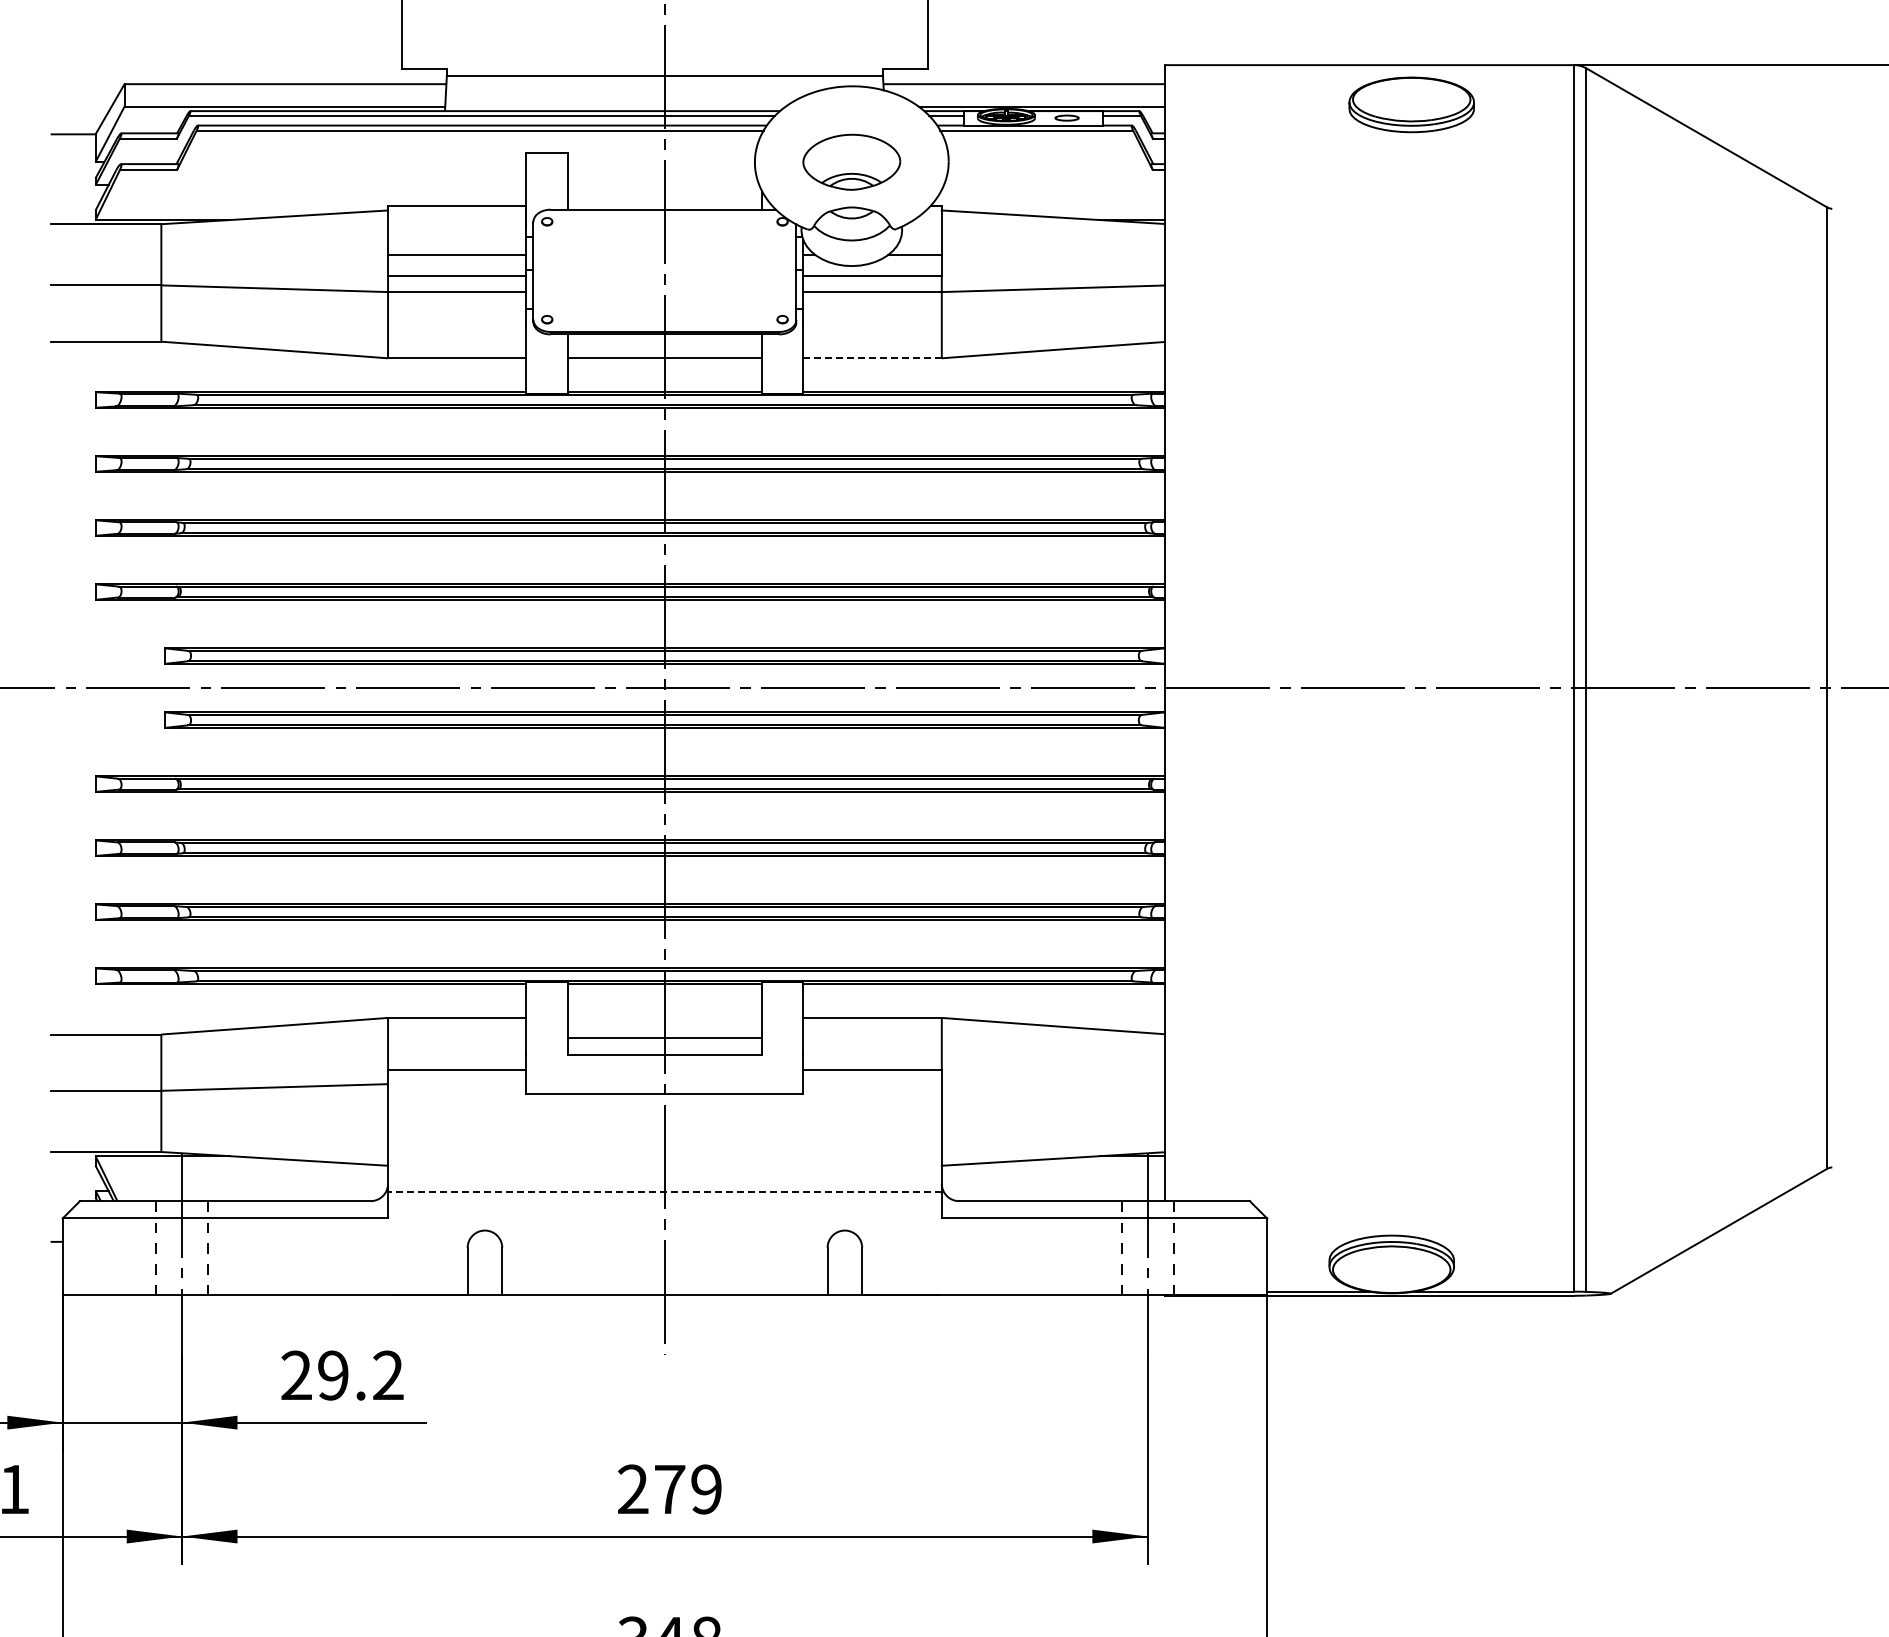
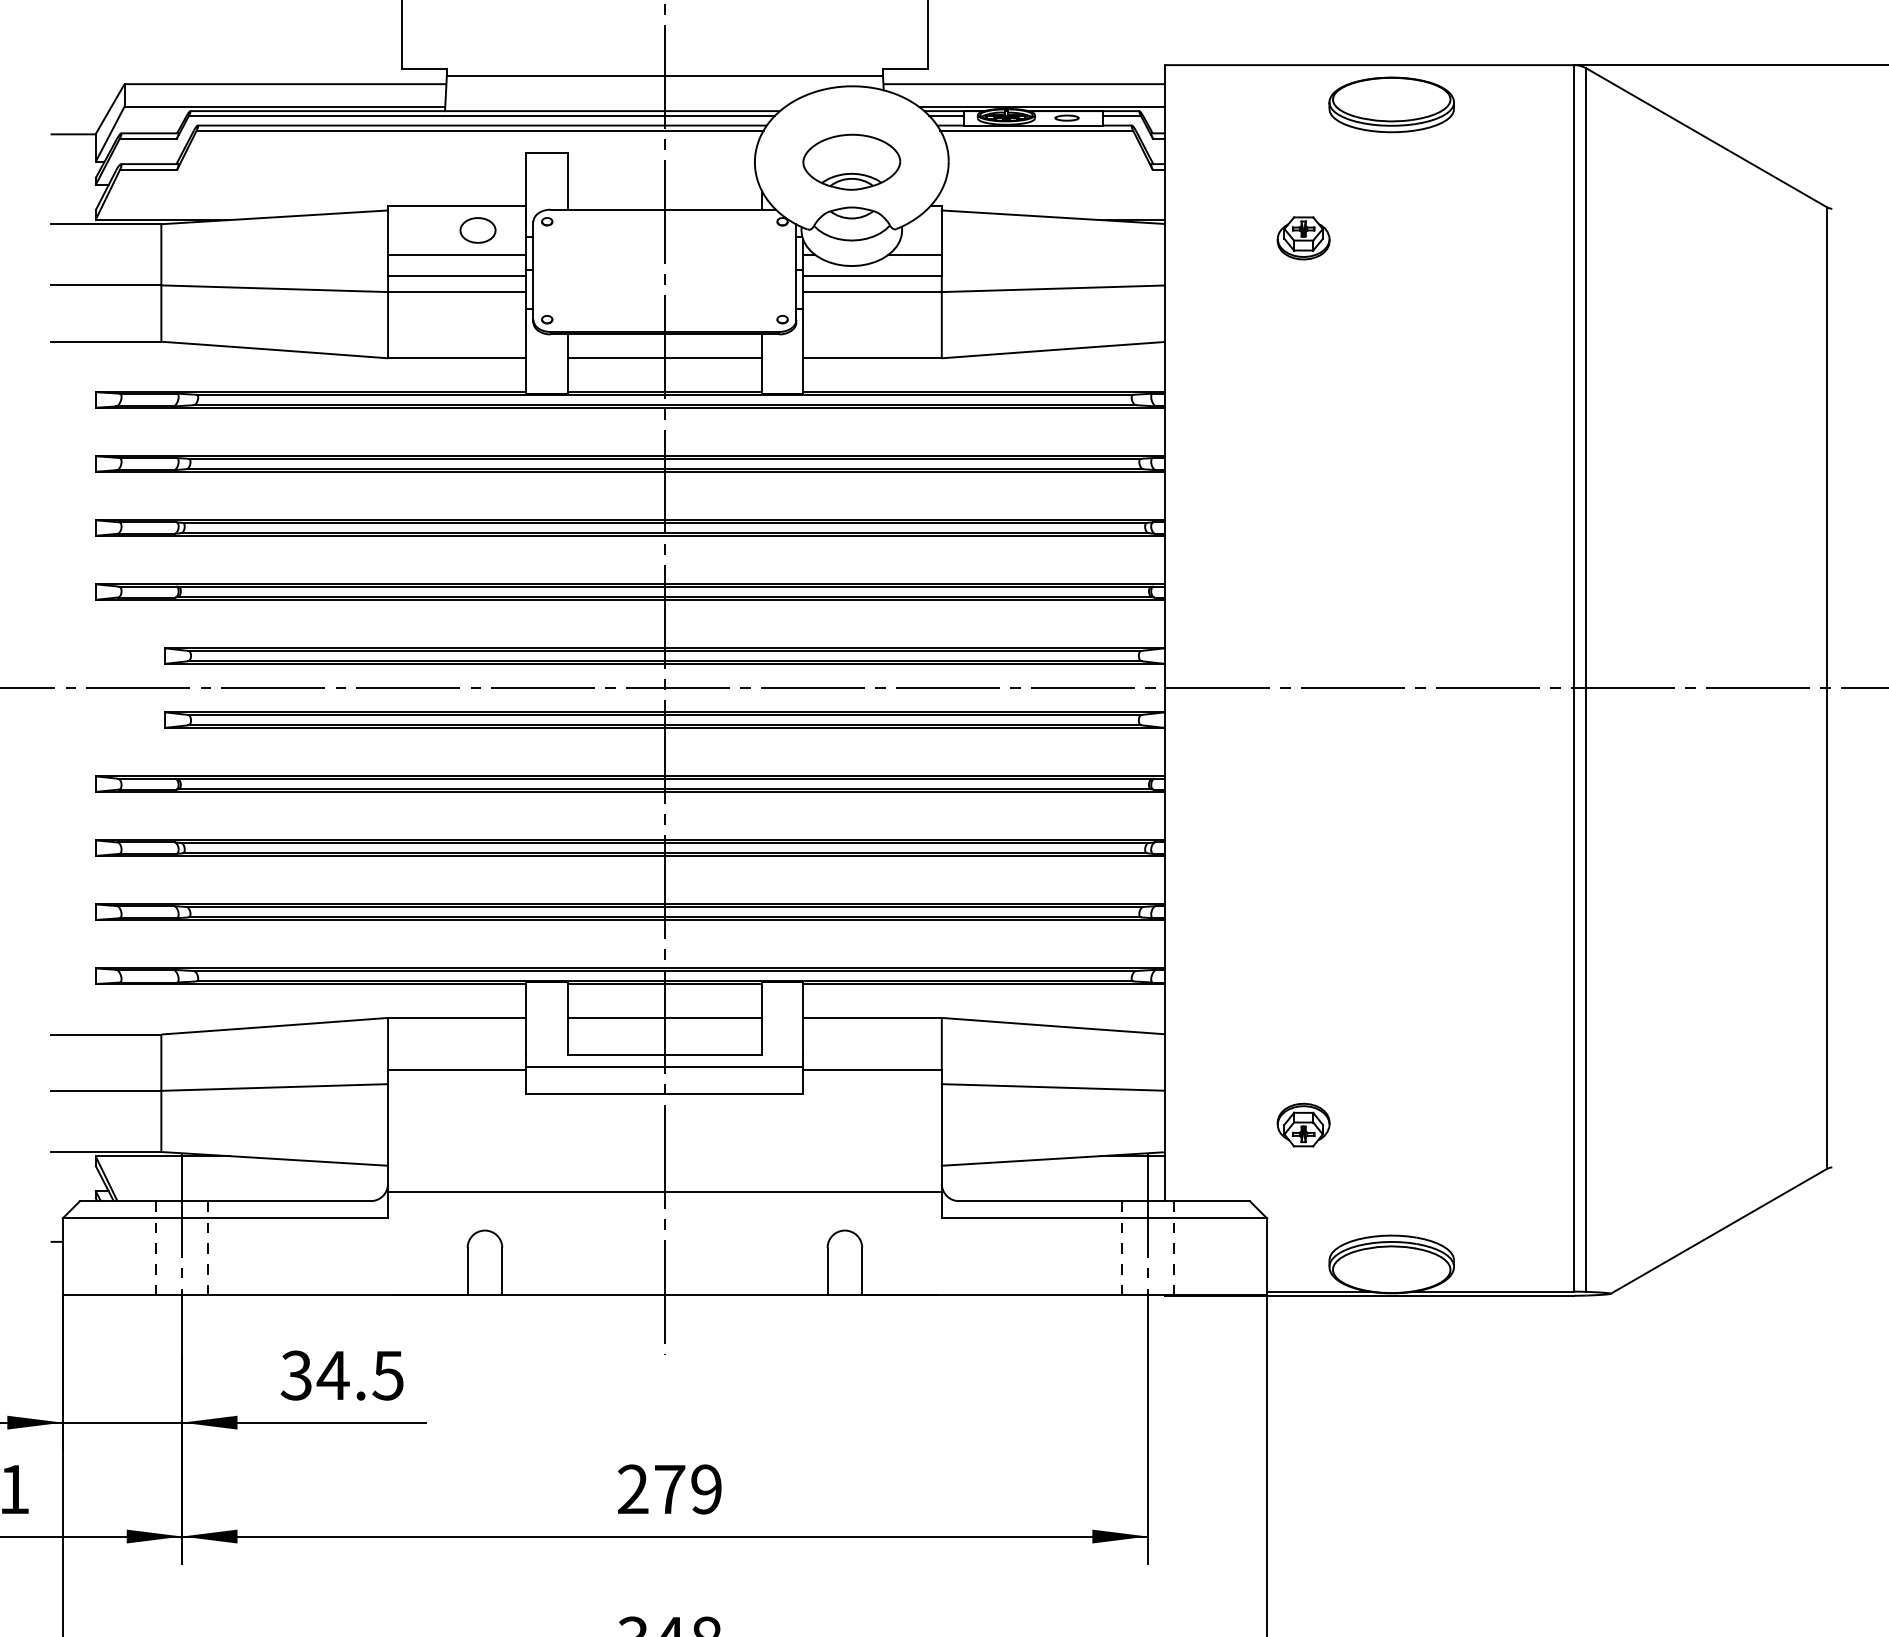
part position: (1411, 104) -> (1391, 104) (1391, 104)
part: none -> present (477, 230)
part: none -> present (1303, 238)
line: dashed -> solid (872, 358)
line position: (664, 1037) -> (664, 1017) (664, 1017)
line: none -> present (664, 1066)
line: none -> present (1053, 1087)
part: none -> present (1303, 1124)
line: dashed -> solid (664, 1192)
text: 29.2 -> 34.5 (341, 1375)
